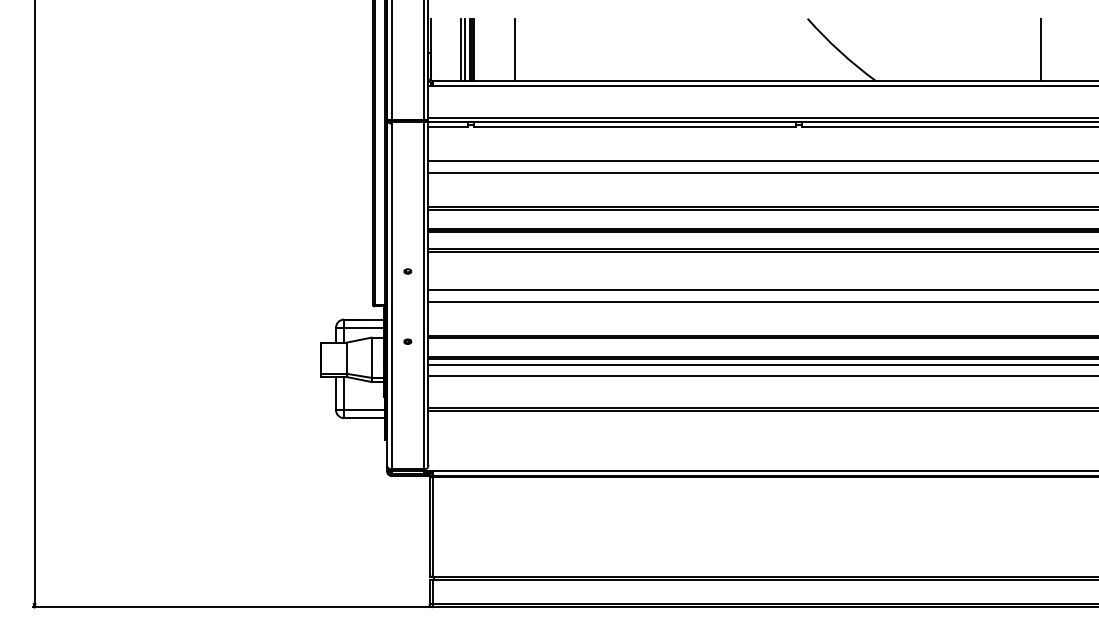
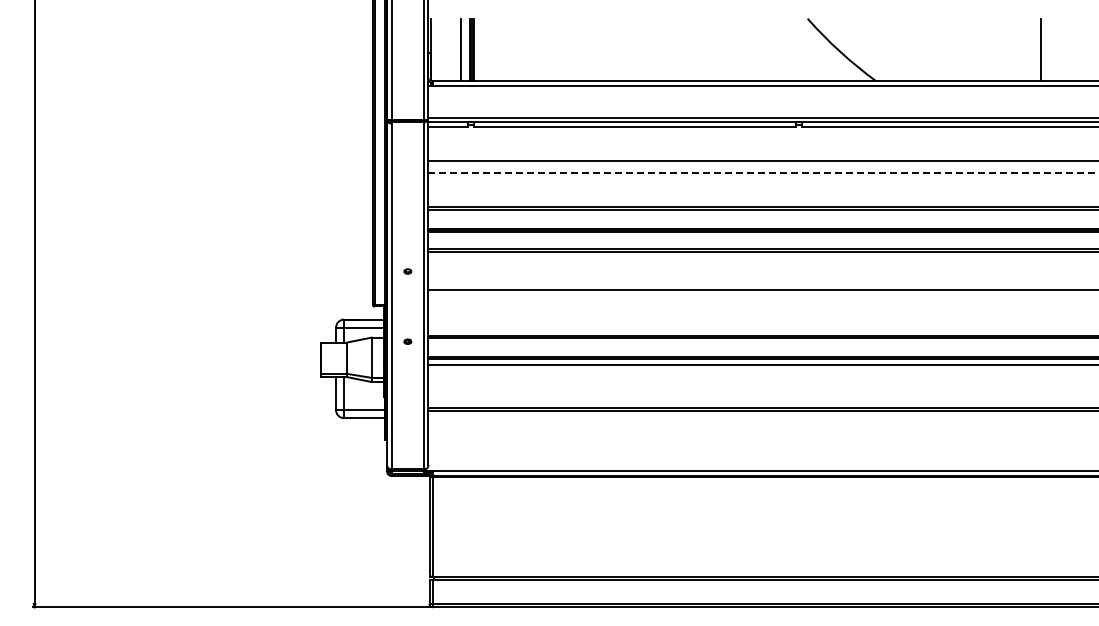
line: present -> none (465, 49)
line: present -> none (514, 49)
line: solid -> dashed (763, 173)
line: present -> none (761, 301)
line: present -> none (761, 375)
